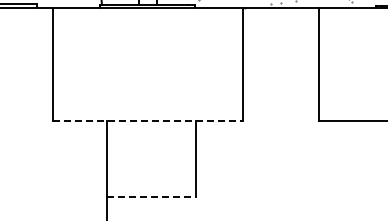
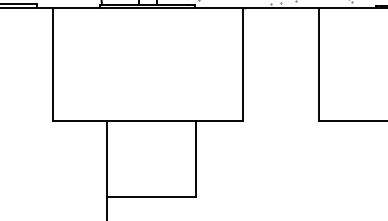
line: dashed -> solid (147, 121)
line: dashed -> solid (151, 197)
